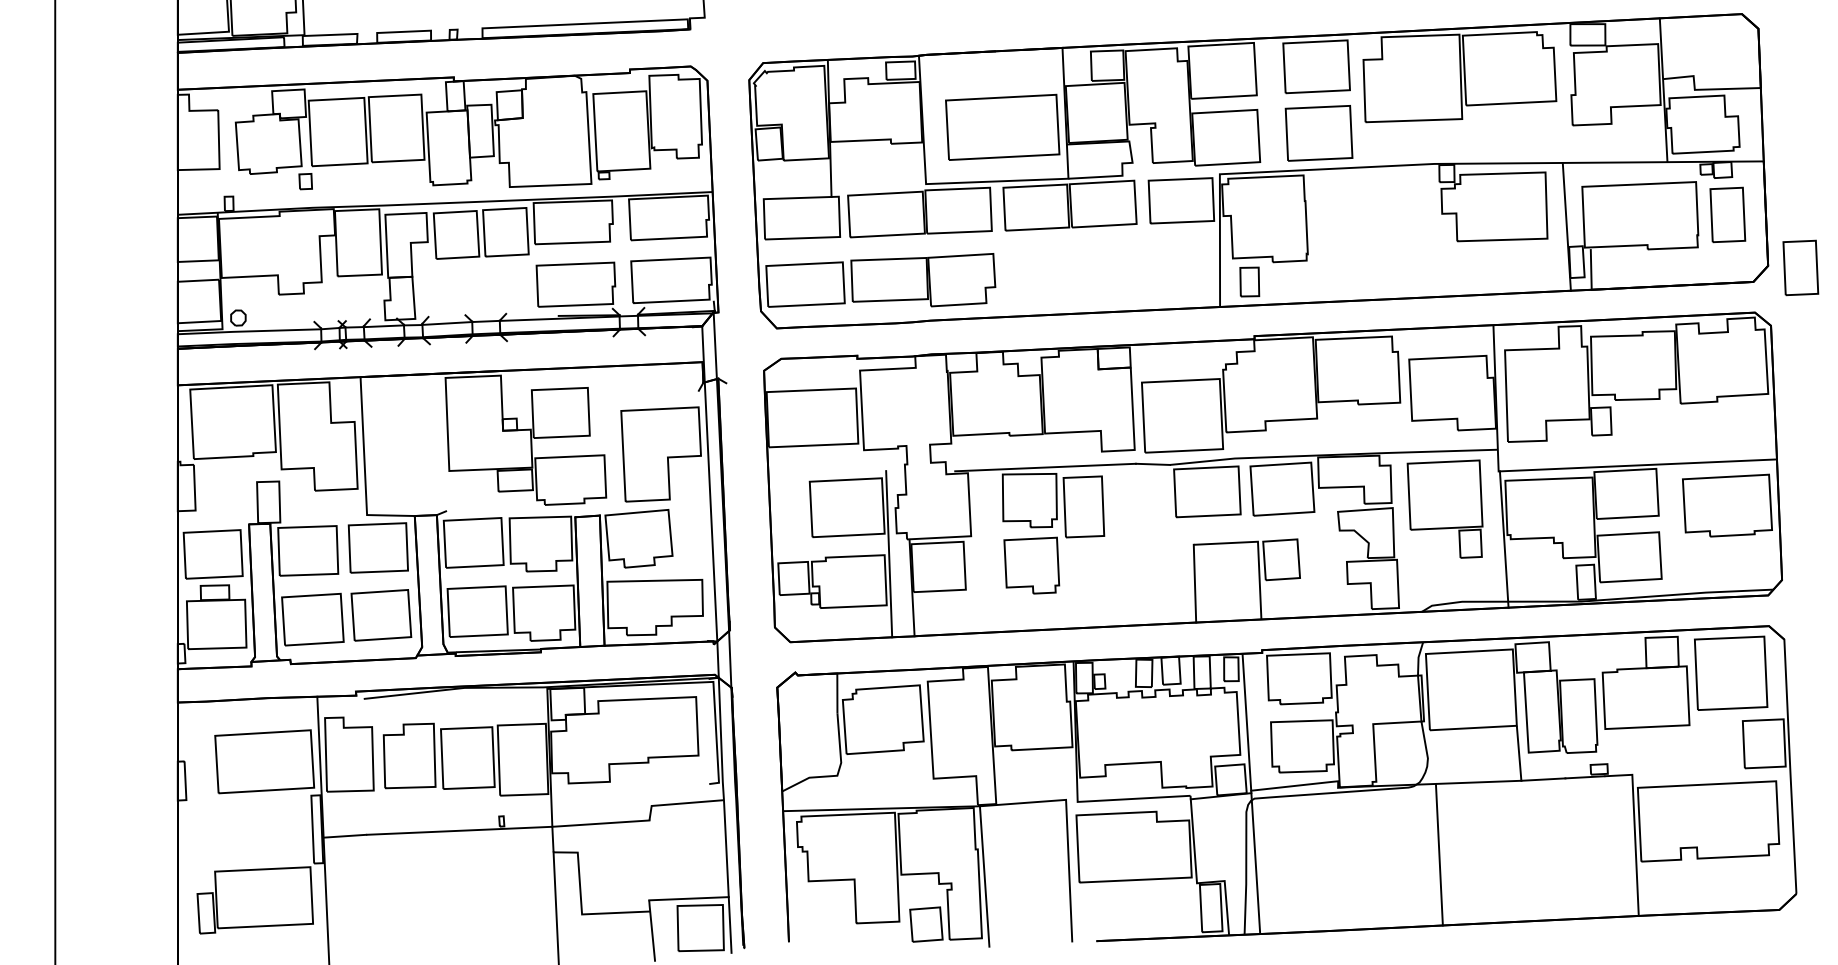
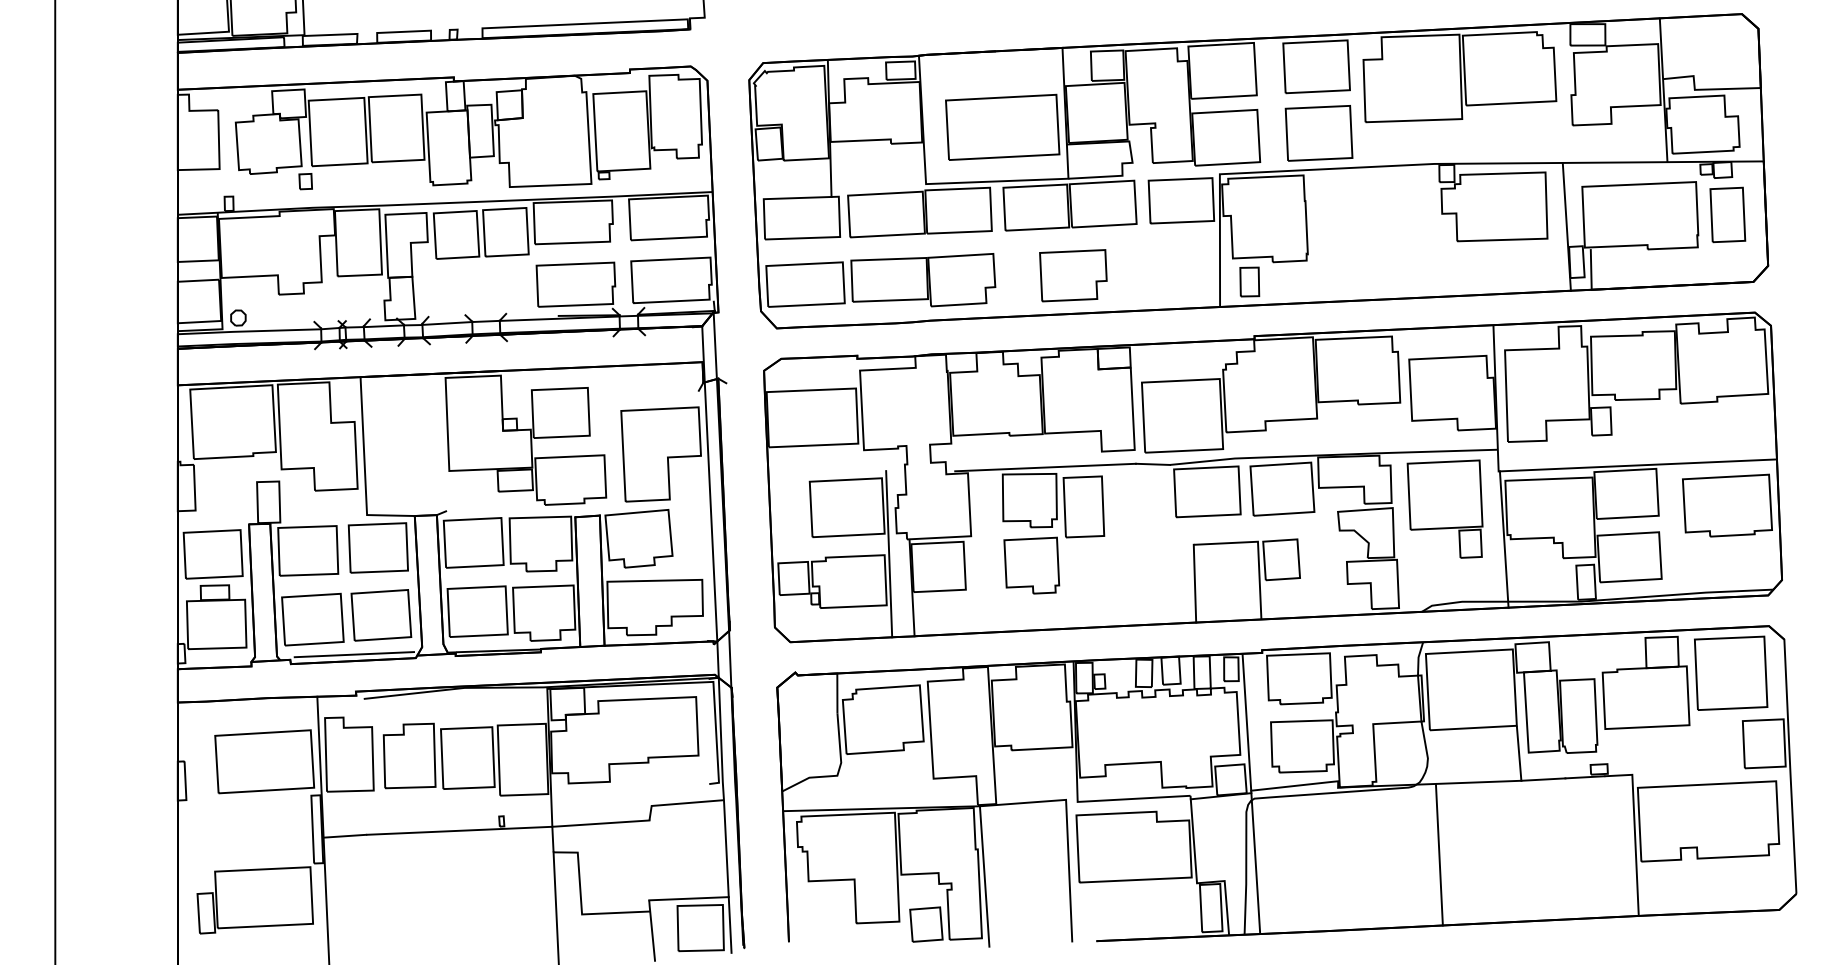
part: present -> none (1800, 267)
part: none -> present (1073, 275)
line: none -> present (354, 654)
